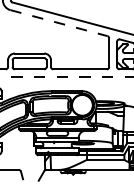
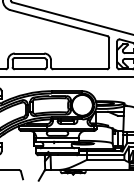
line: dashed -> solid (59, 23)
line: dashed -> solid (67, 77)
